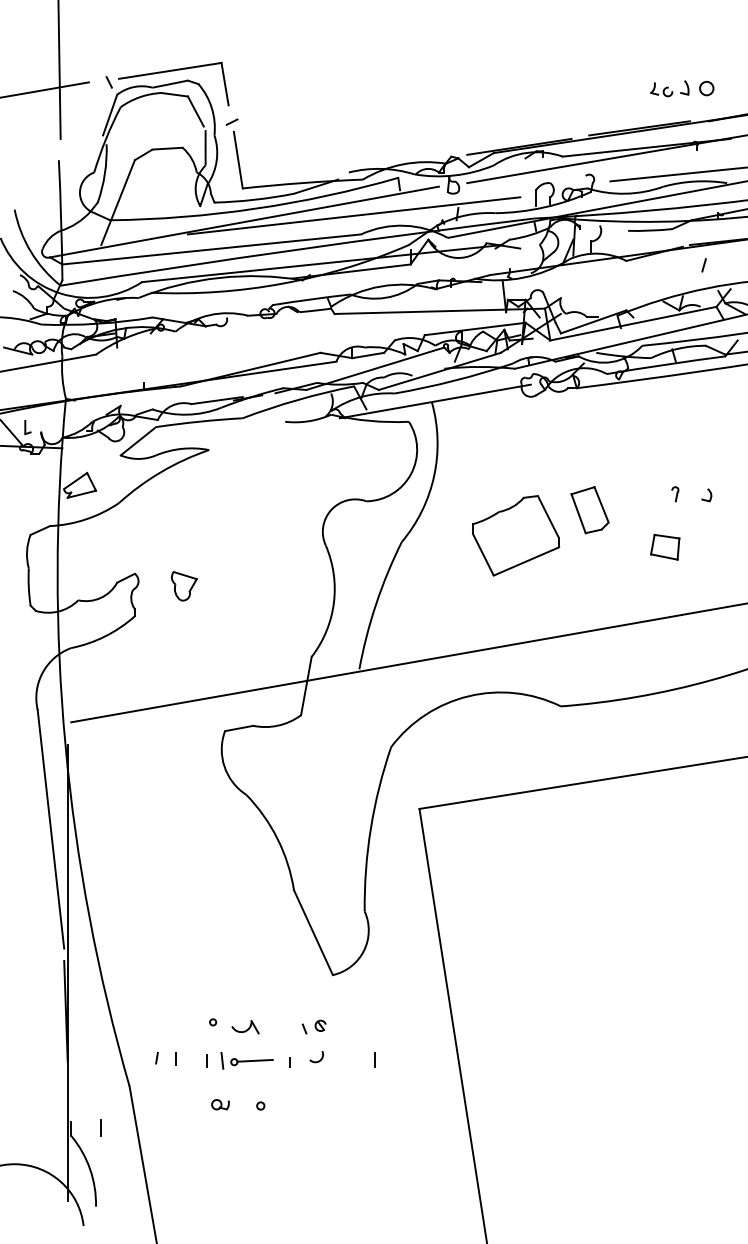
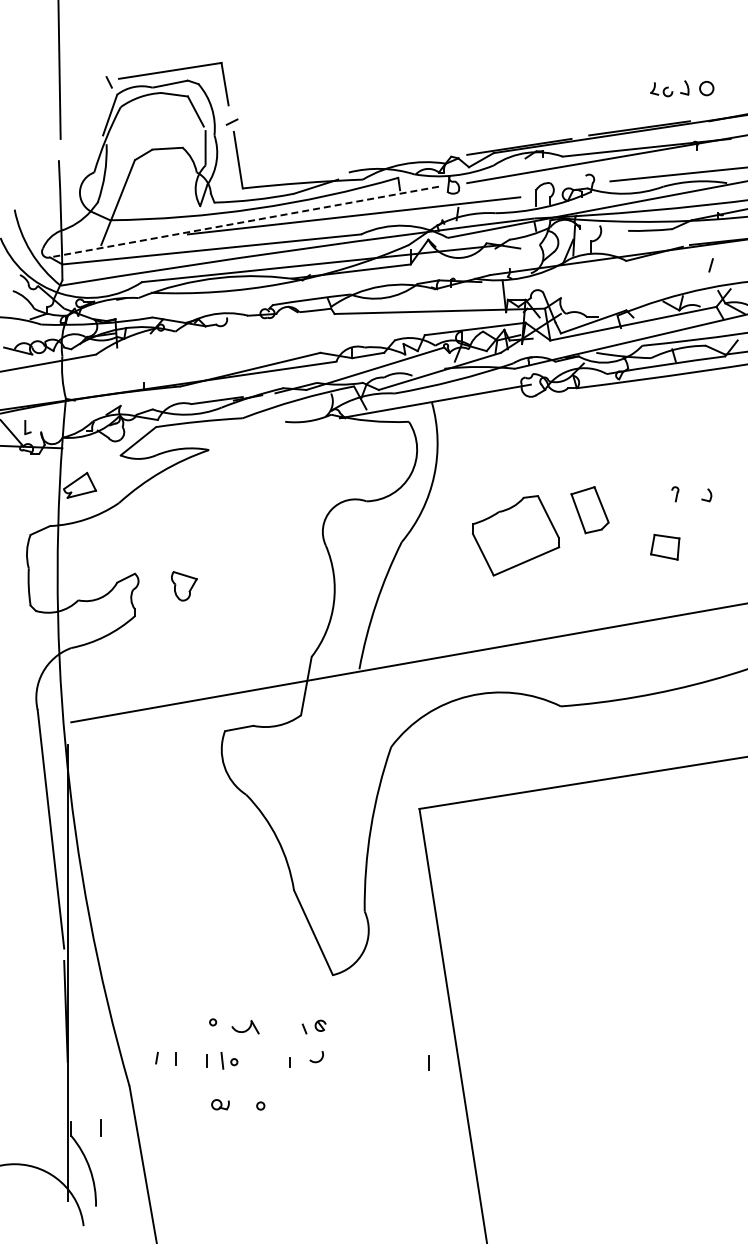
line: present -> none (45, 89)
line: solid -> dashed (244, 222)
line position: (703, 265) -> (710, 265) (710, 265)
line position: (374, 1059) -> (428, 1062) (428, 1062)
line: present -> none (254, 1060)
